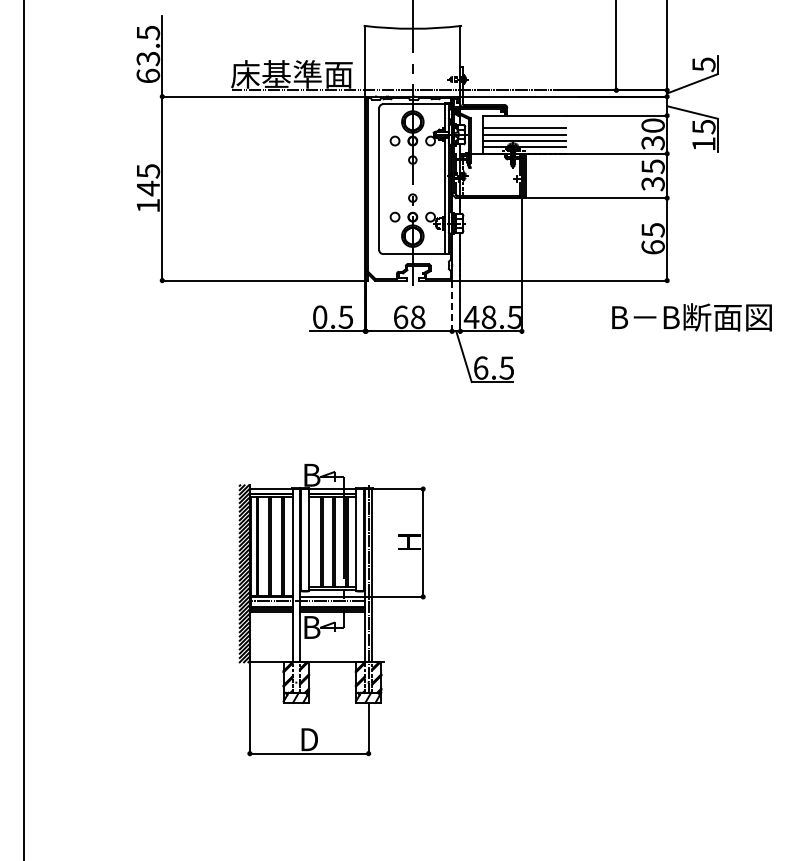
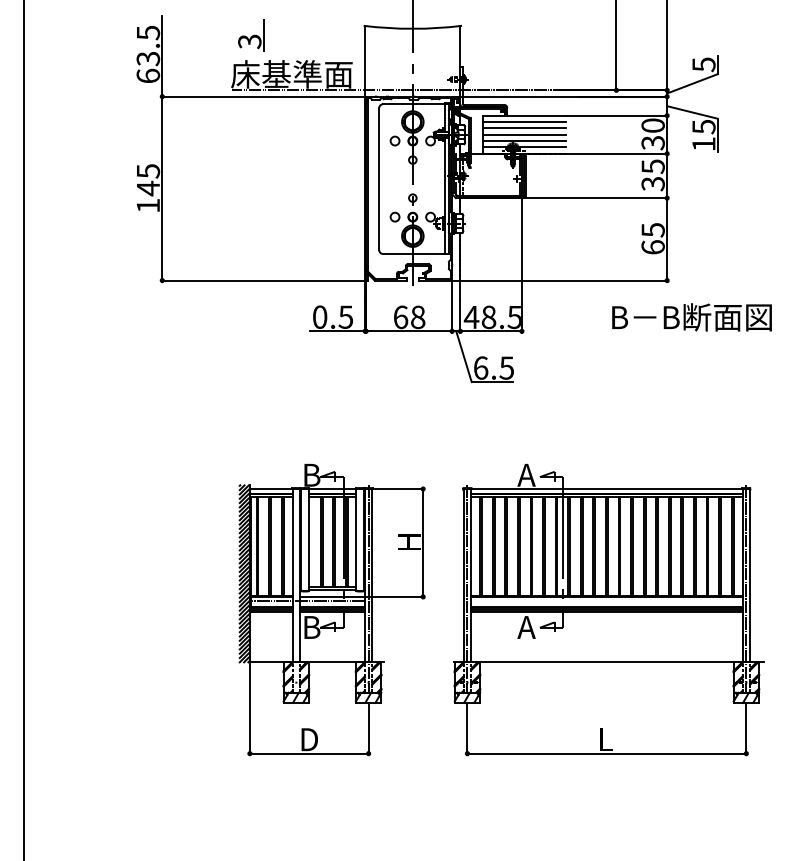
part: none -> present (251, 35)
line: none -> present (523, 122)
line: dashed -> solid (452, 307)
part: none -> present (608, 610)
